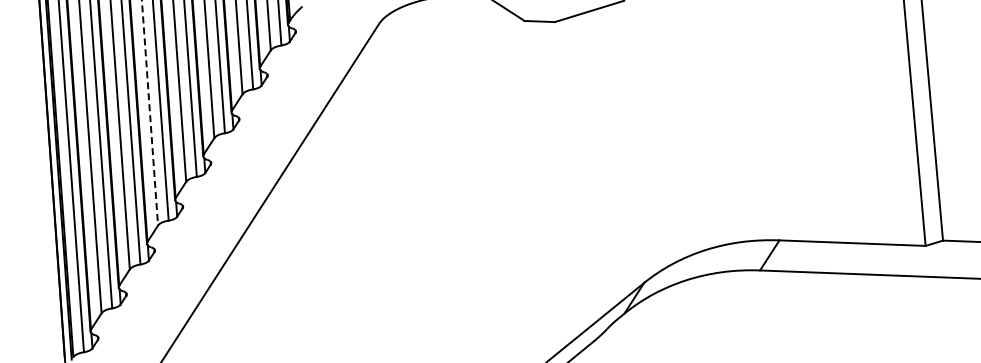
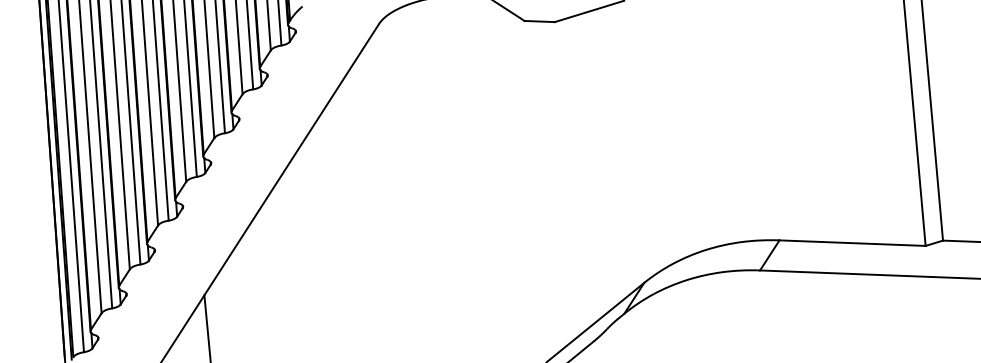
line: dashed -> solid (149, 112)
line: none -> present (207, 327)
